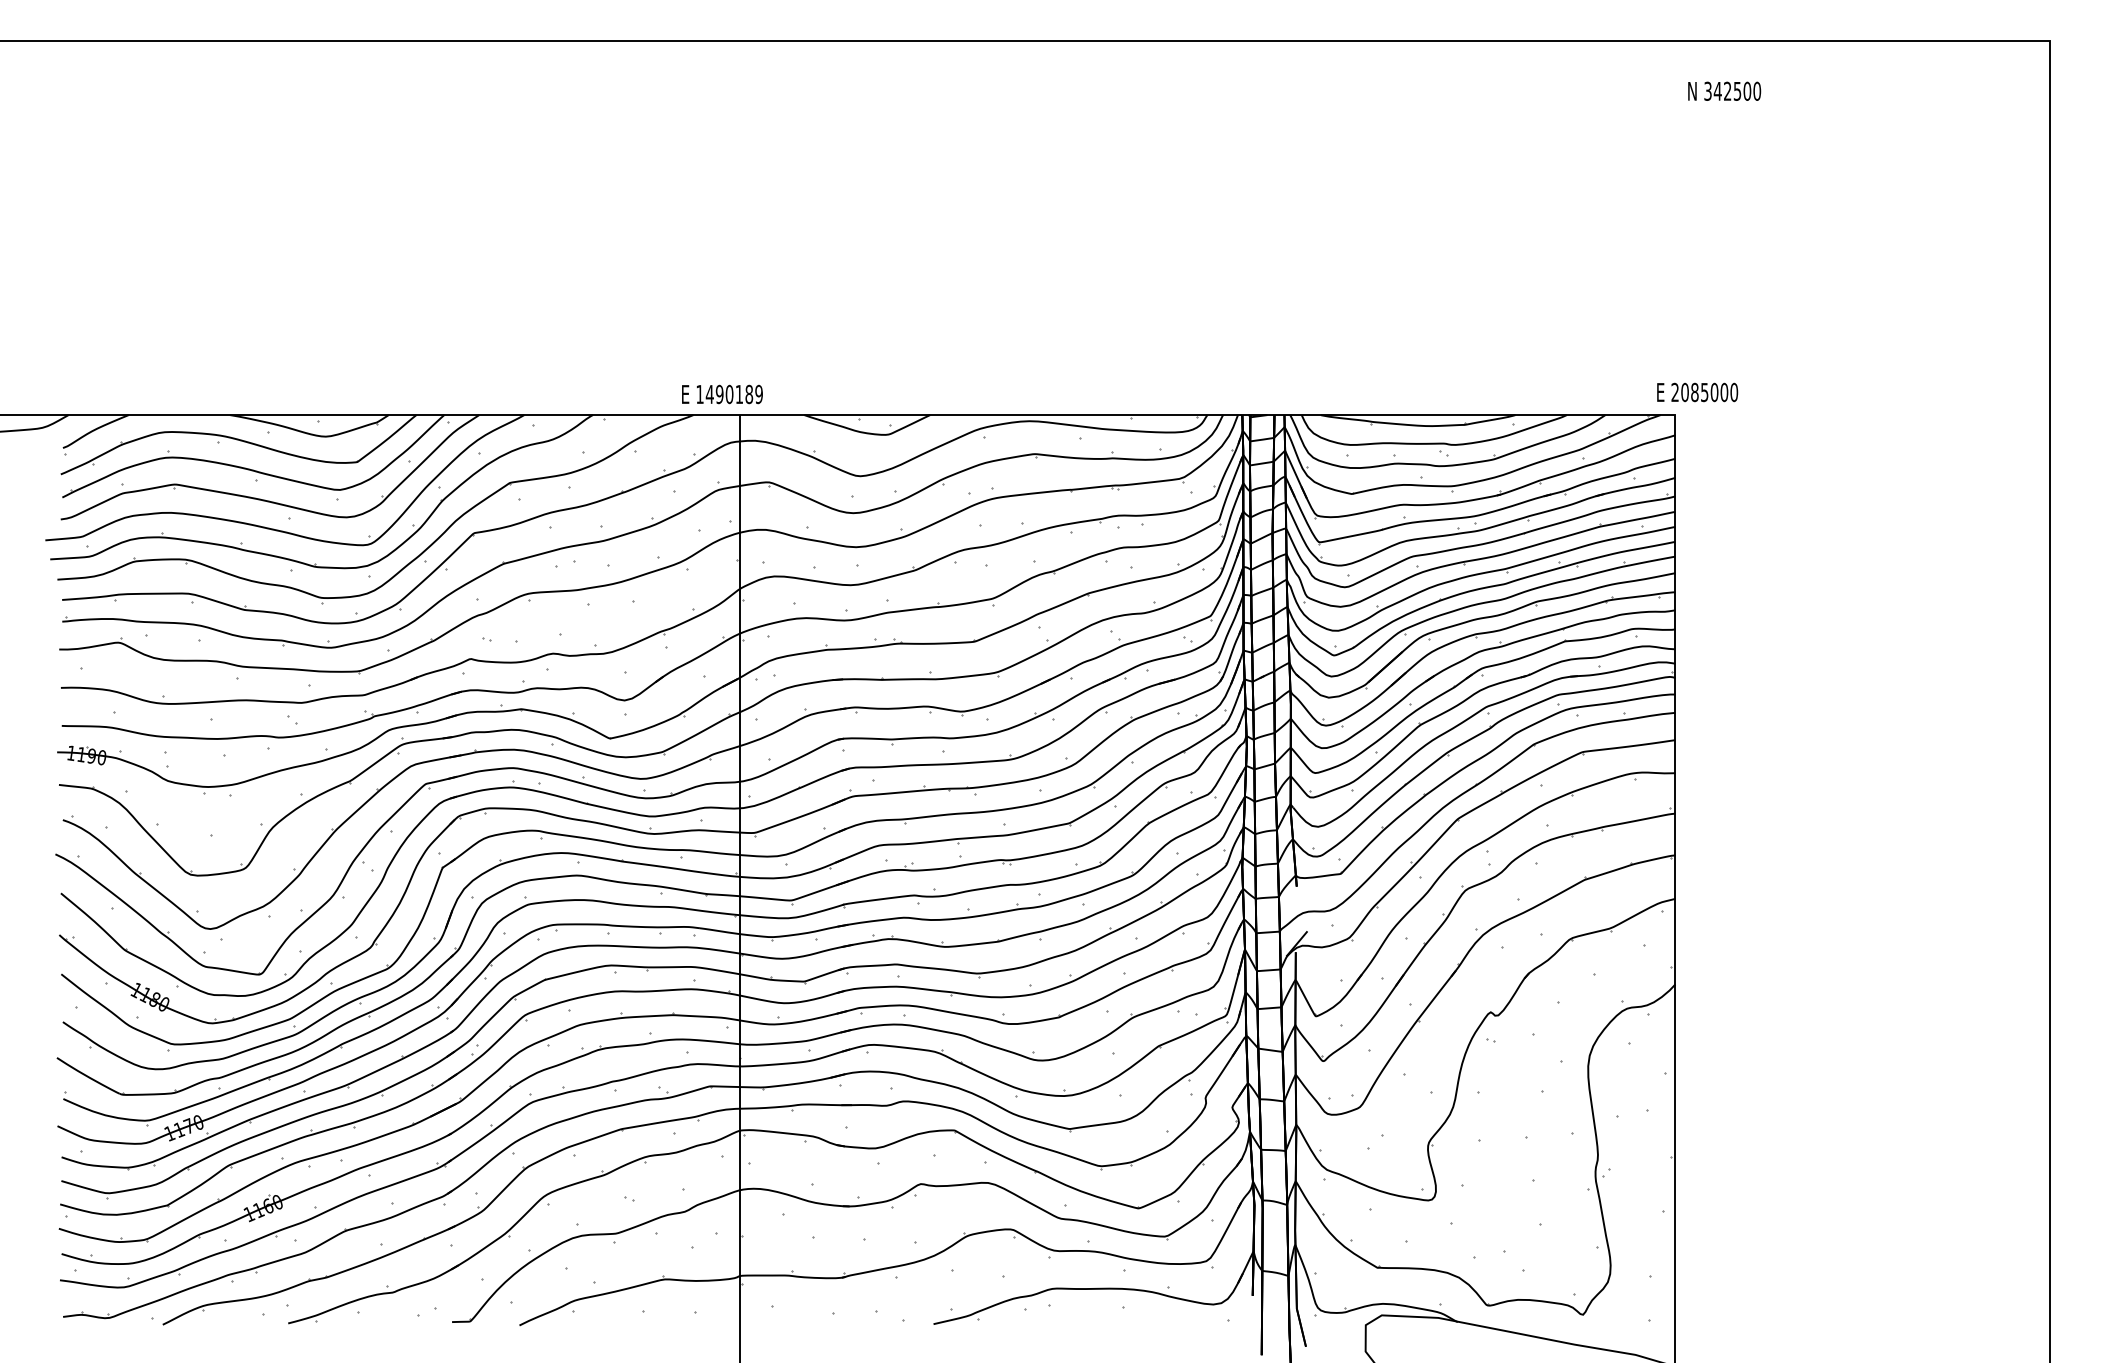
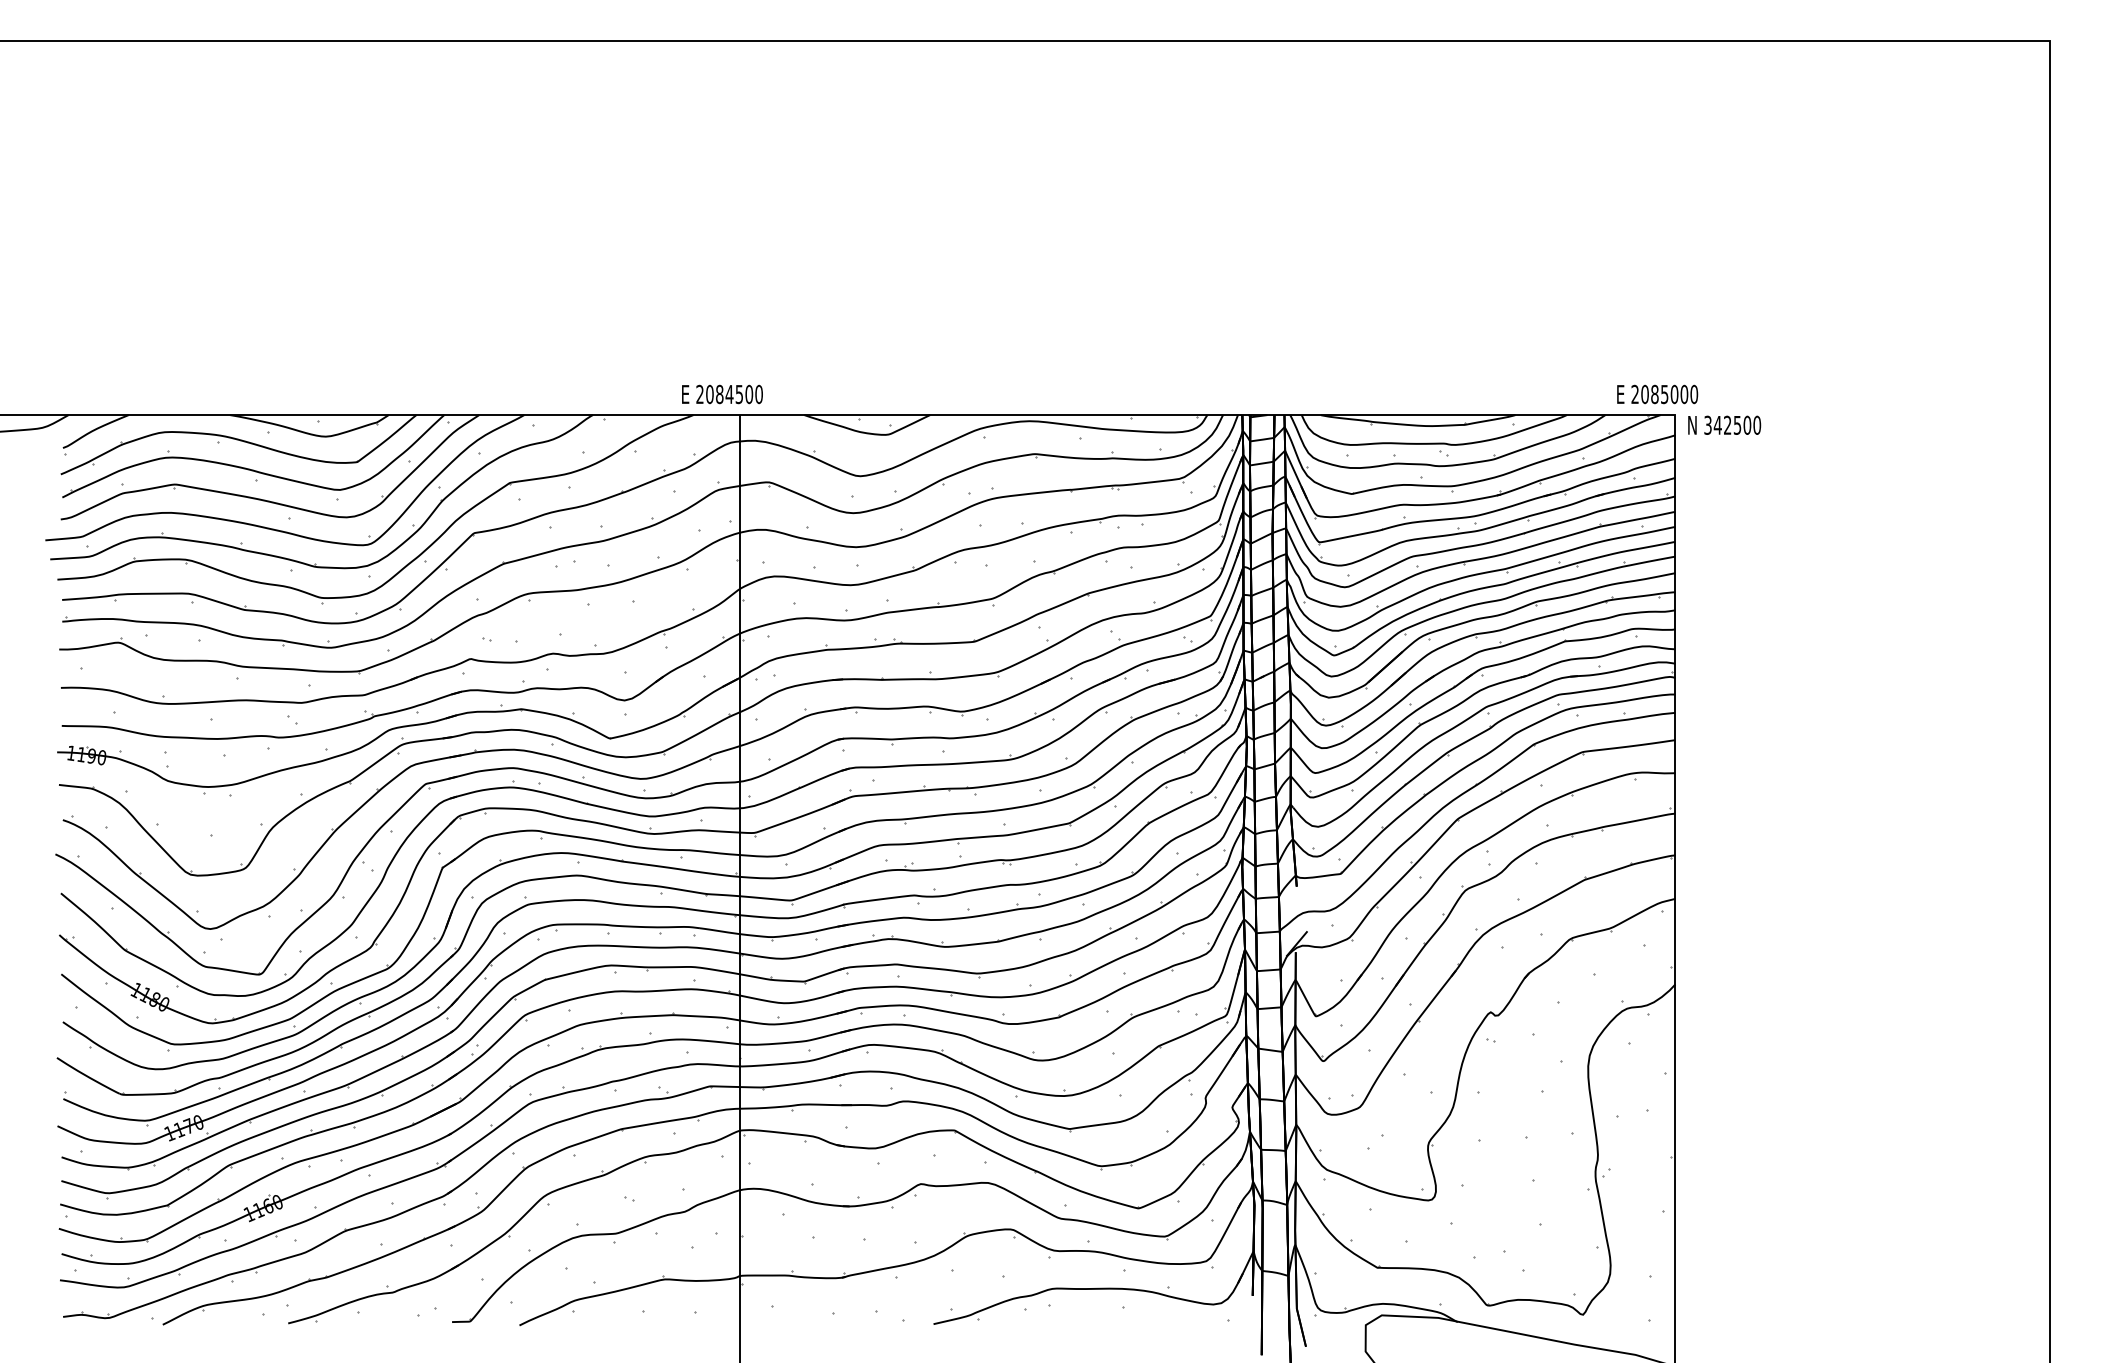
text position: (1724, 90) -> (1724, 424) (1724, 424)
text position: (1697, 392) -> (1657, 394) (1657, 394)
text: 1490189 -> 2084500 (729, 394)
